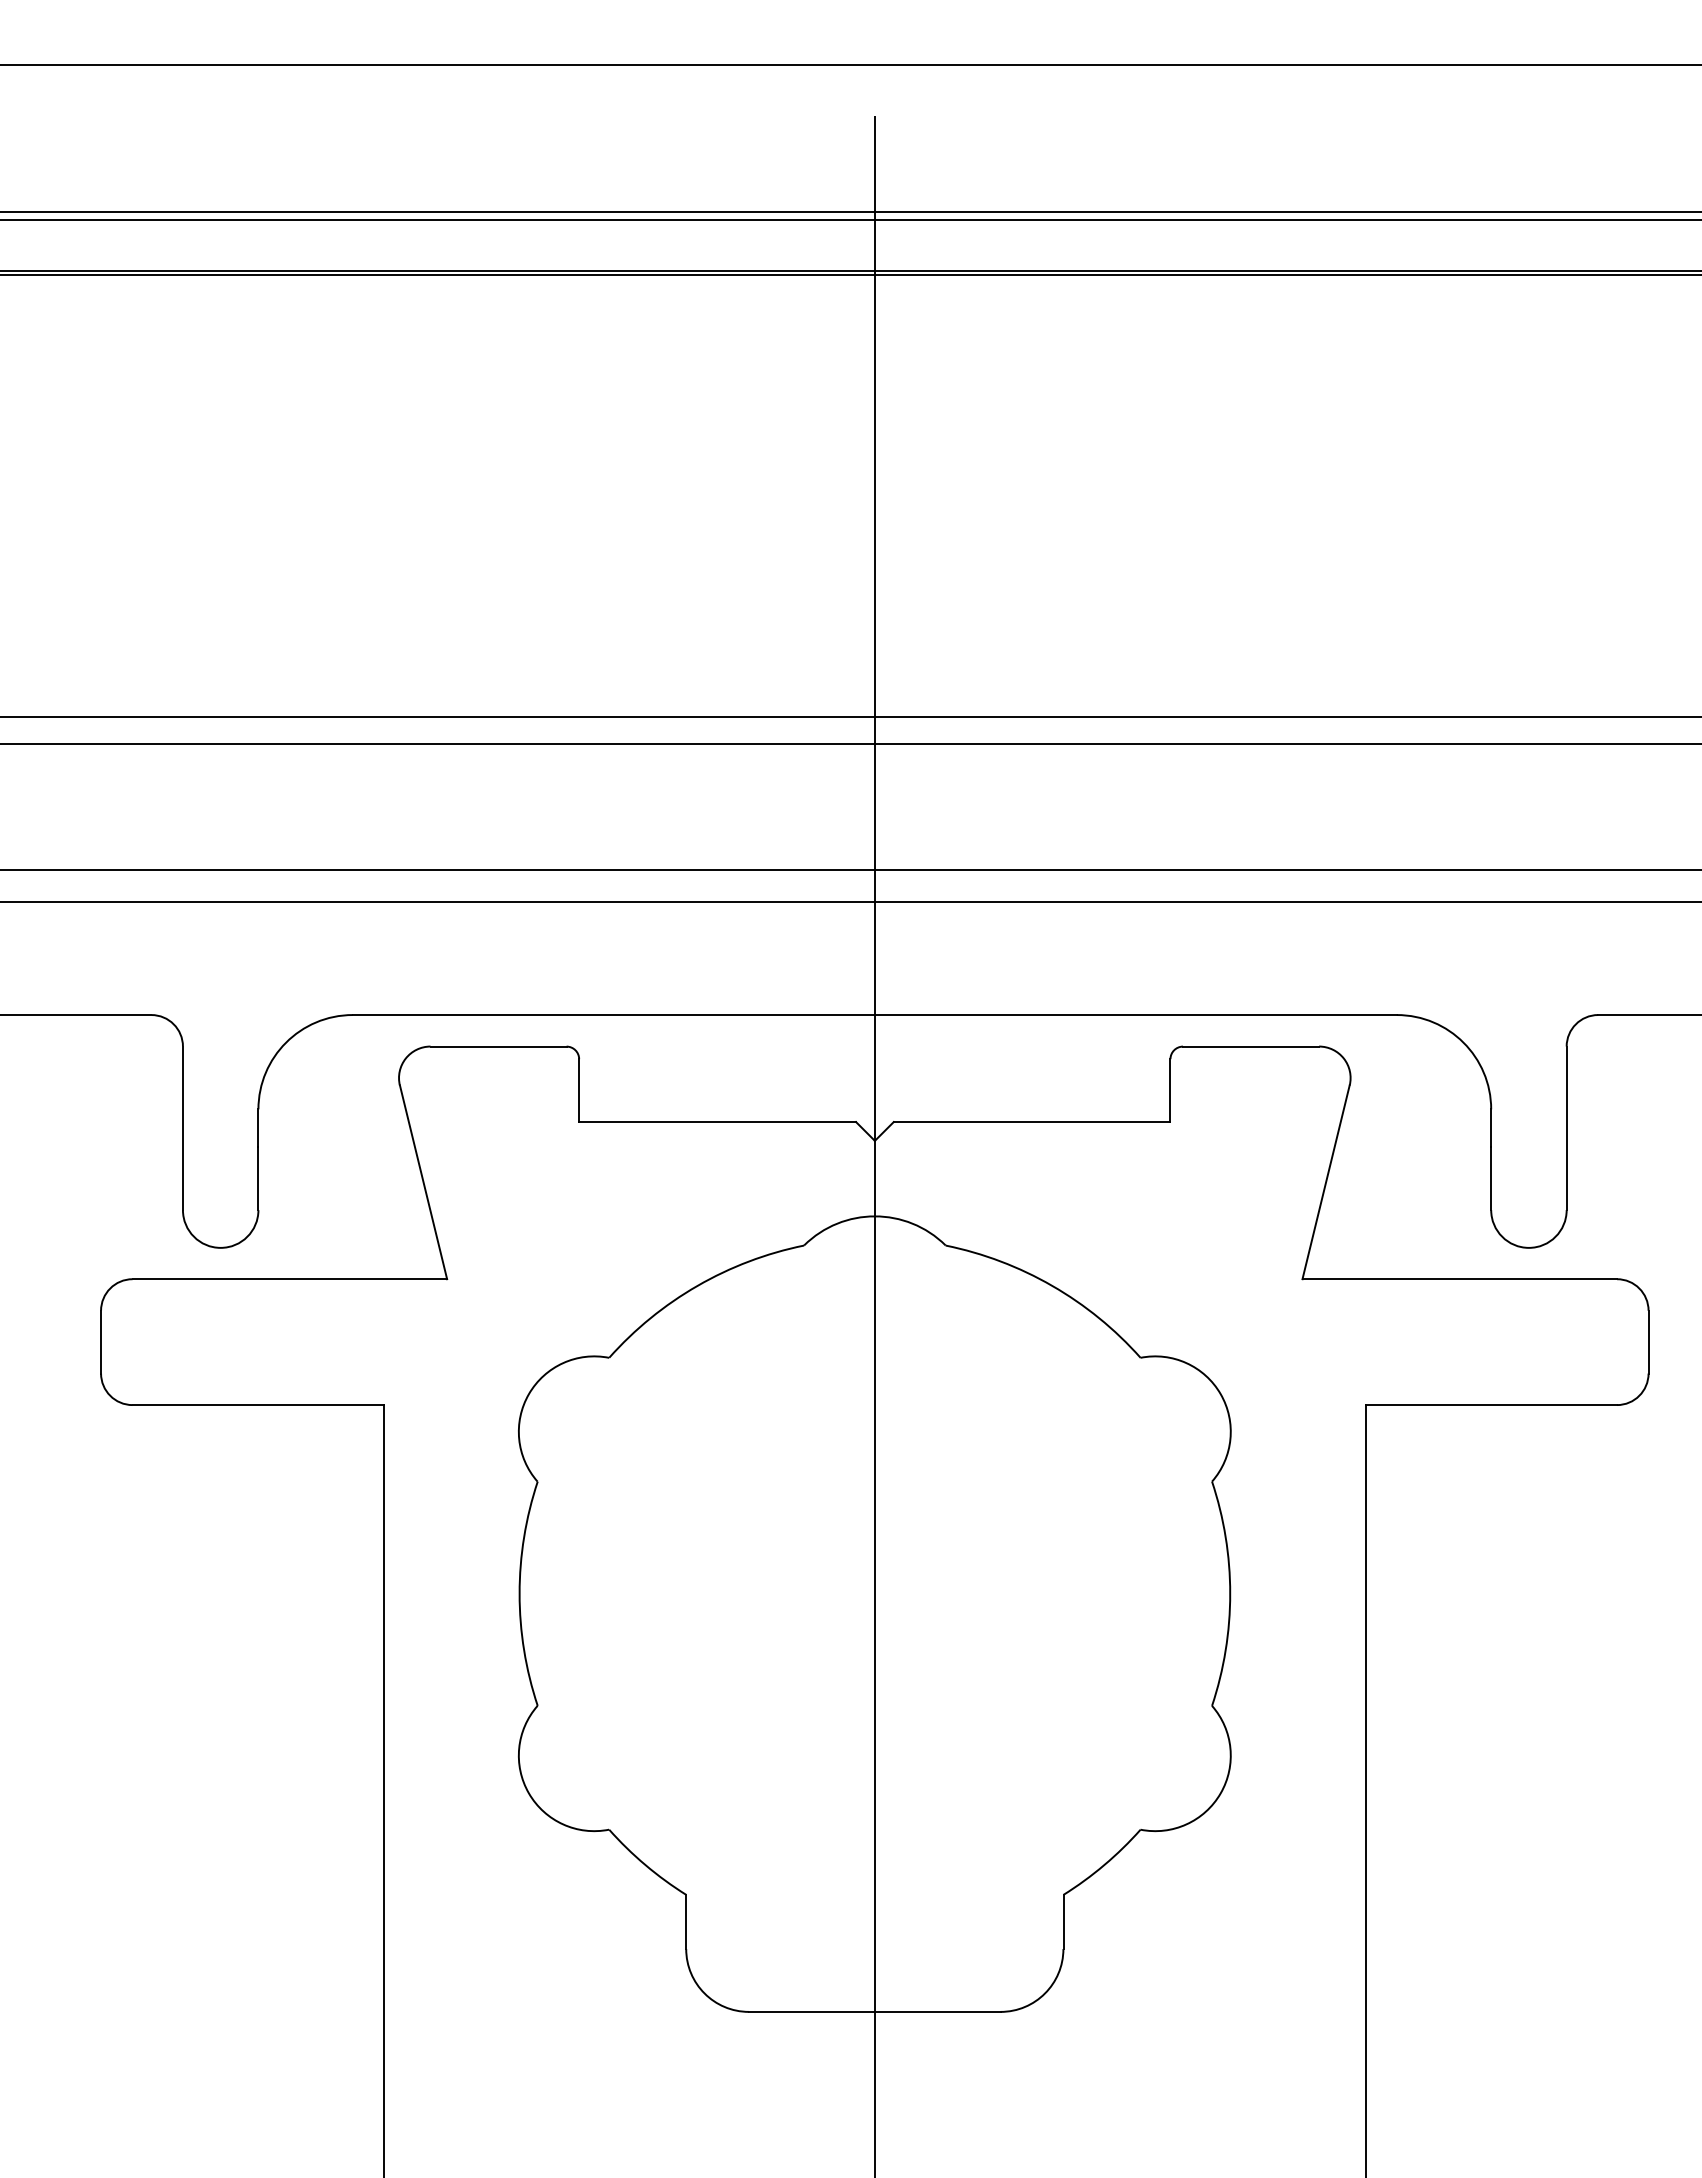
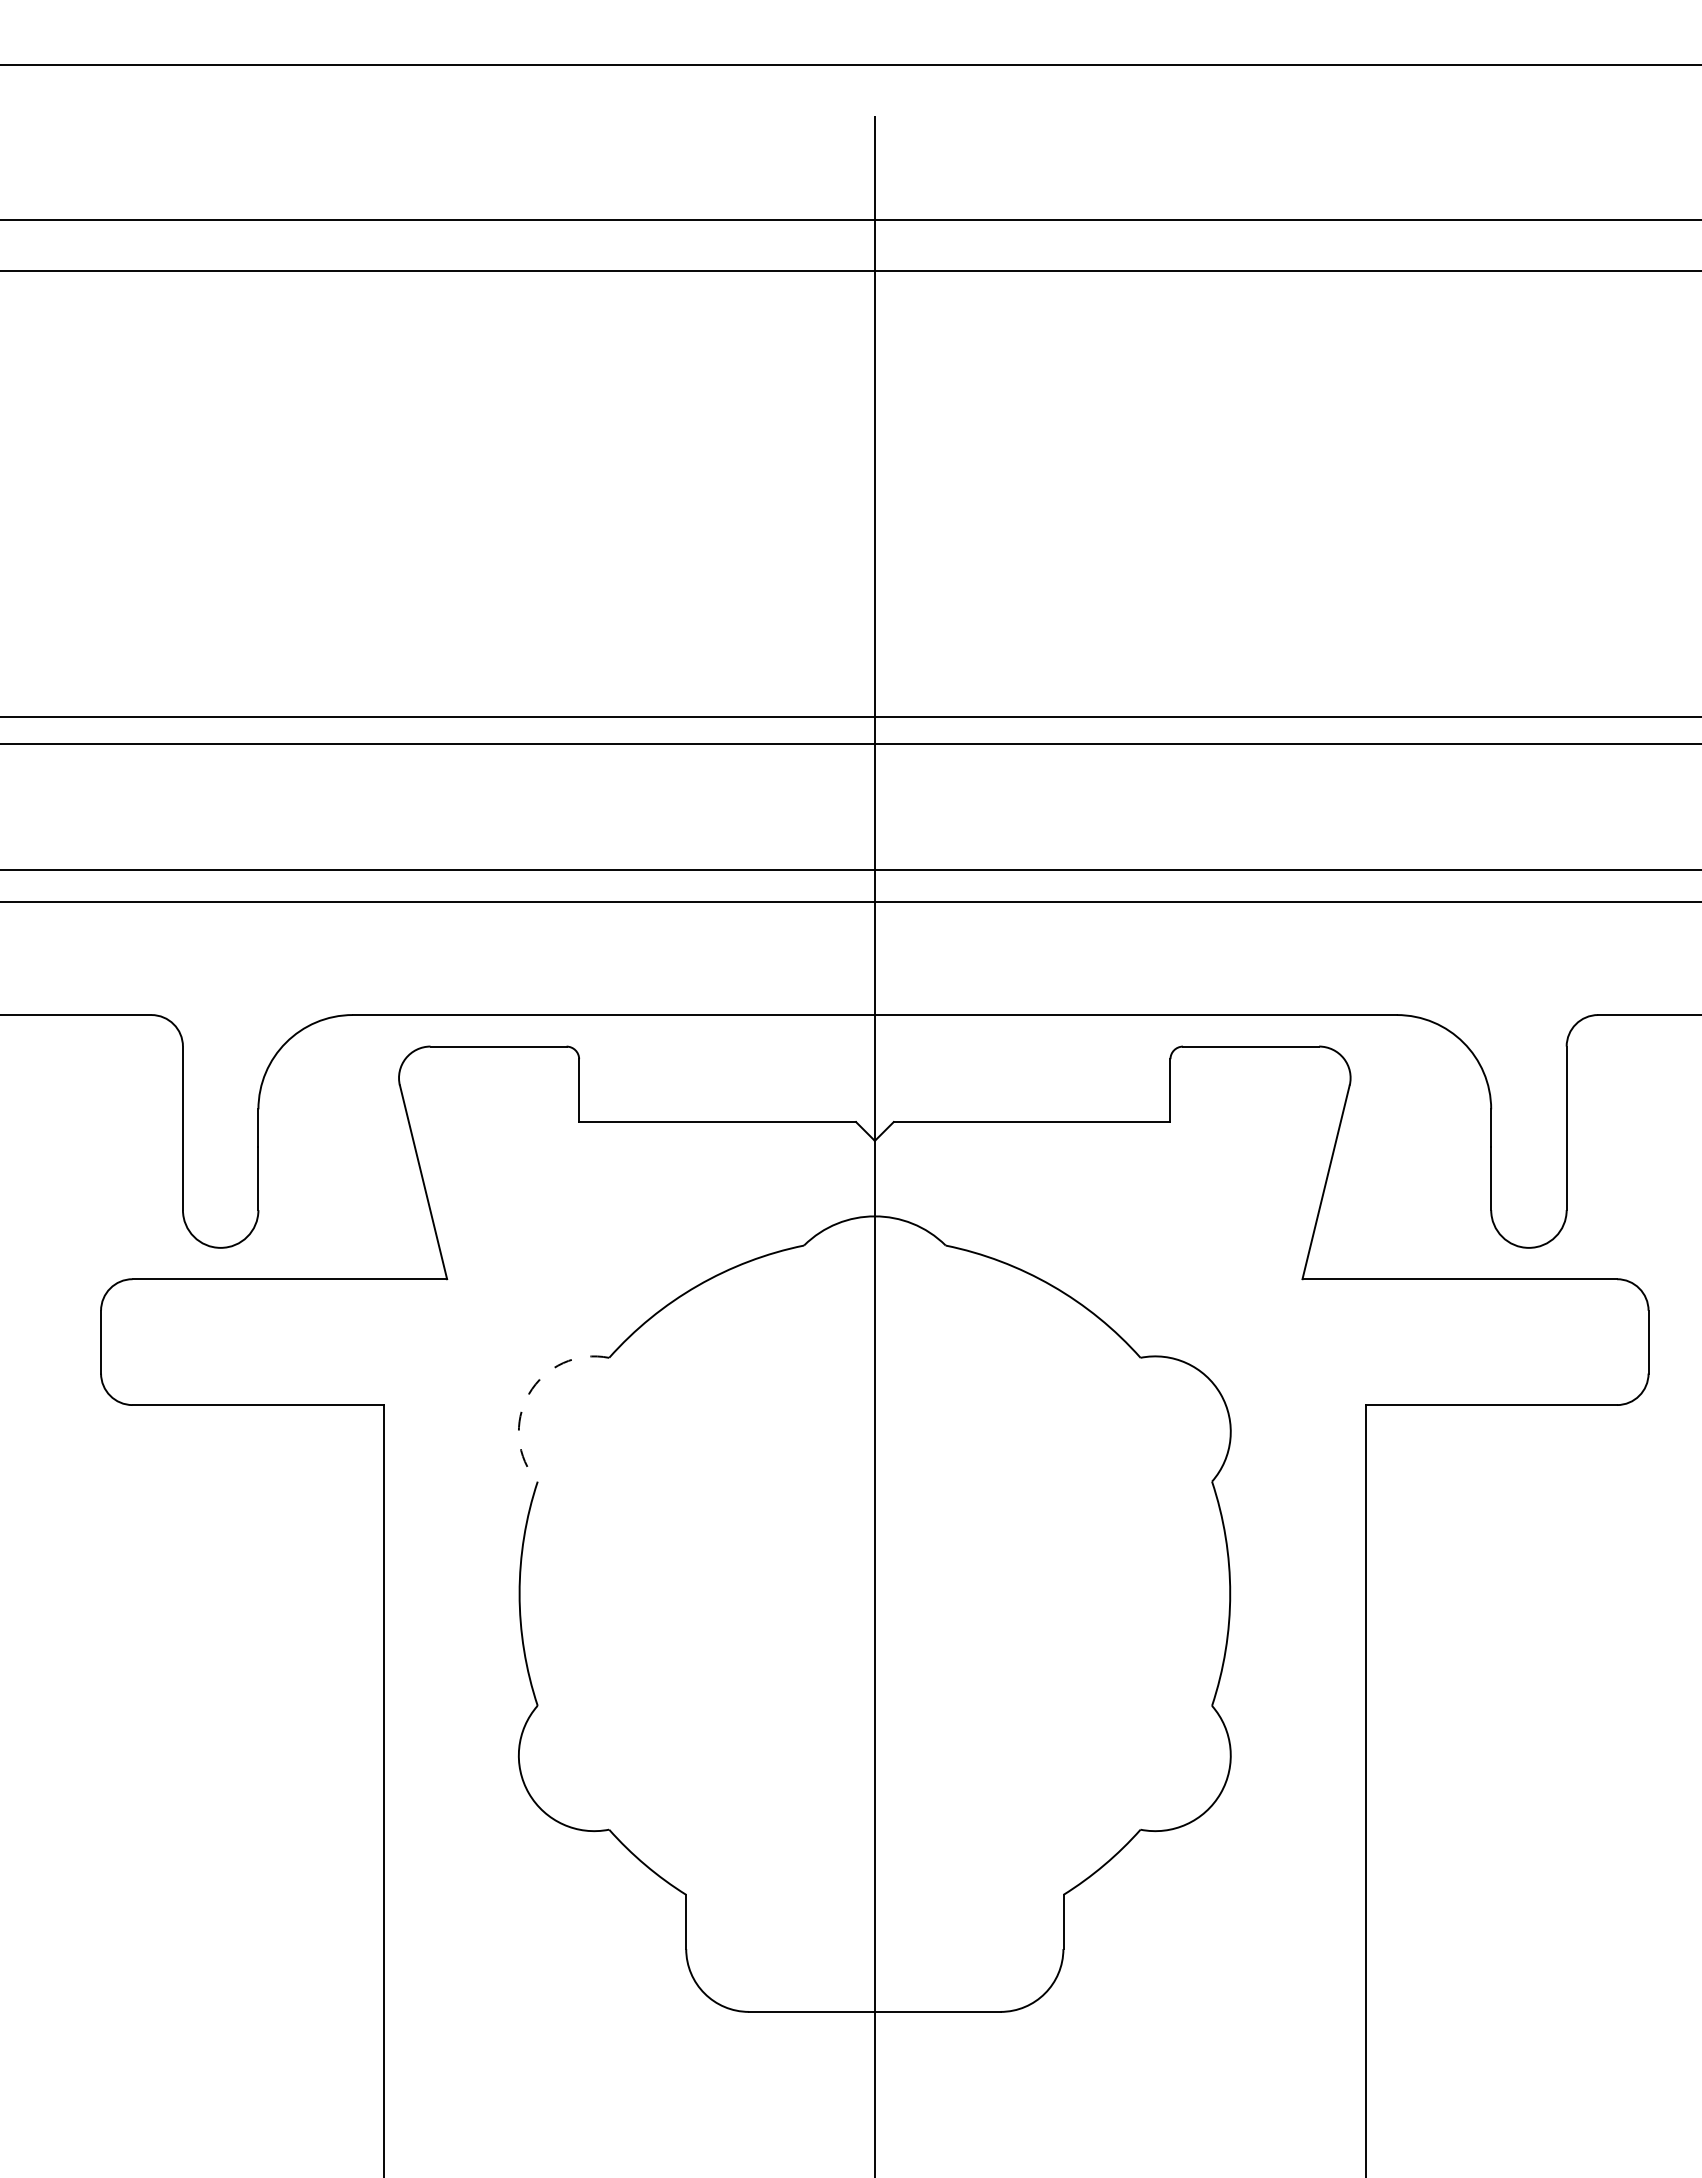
line: present -> none (850, 212)
line: present -> none (850, 275)
arc: solid -> dashed (528, 1394)
